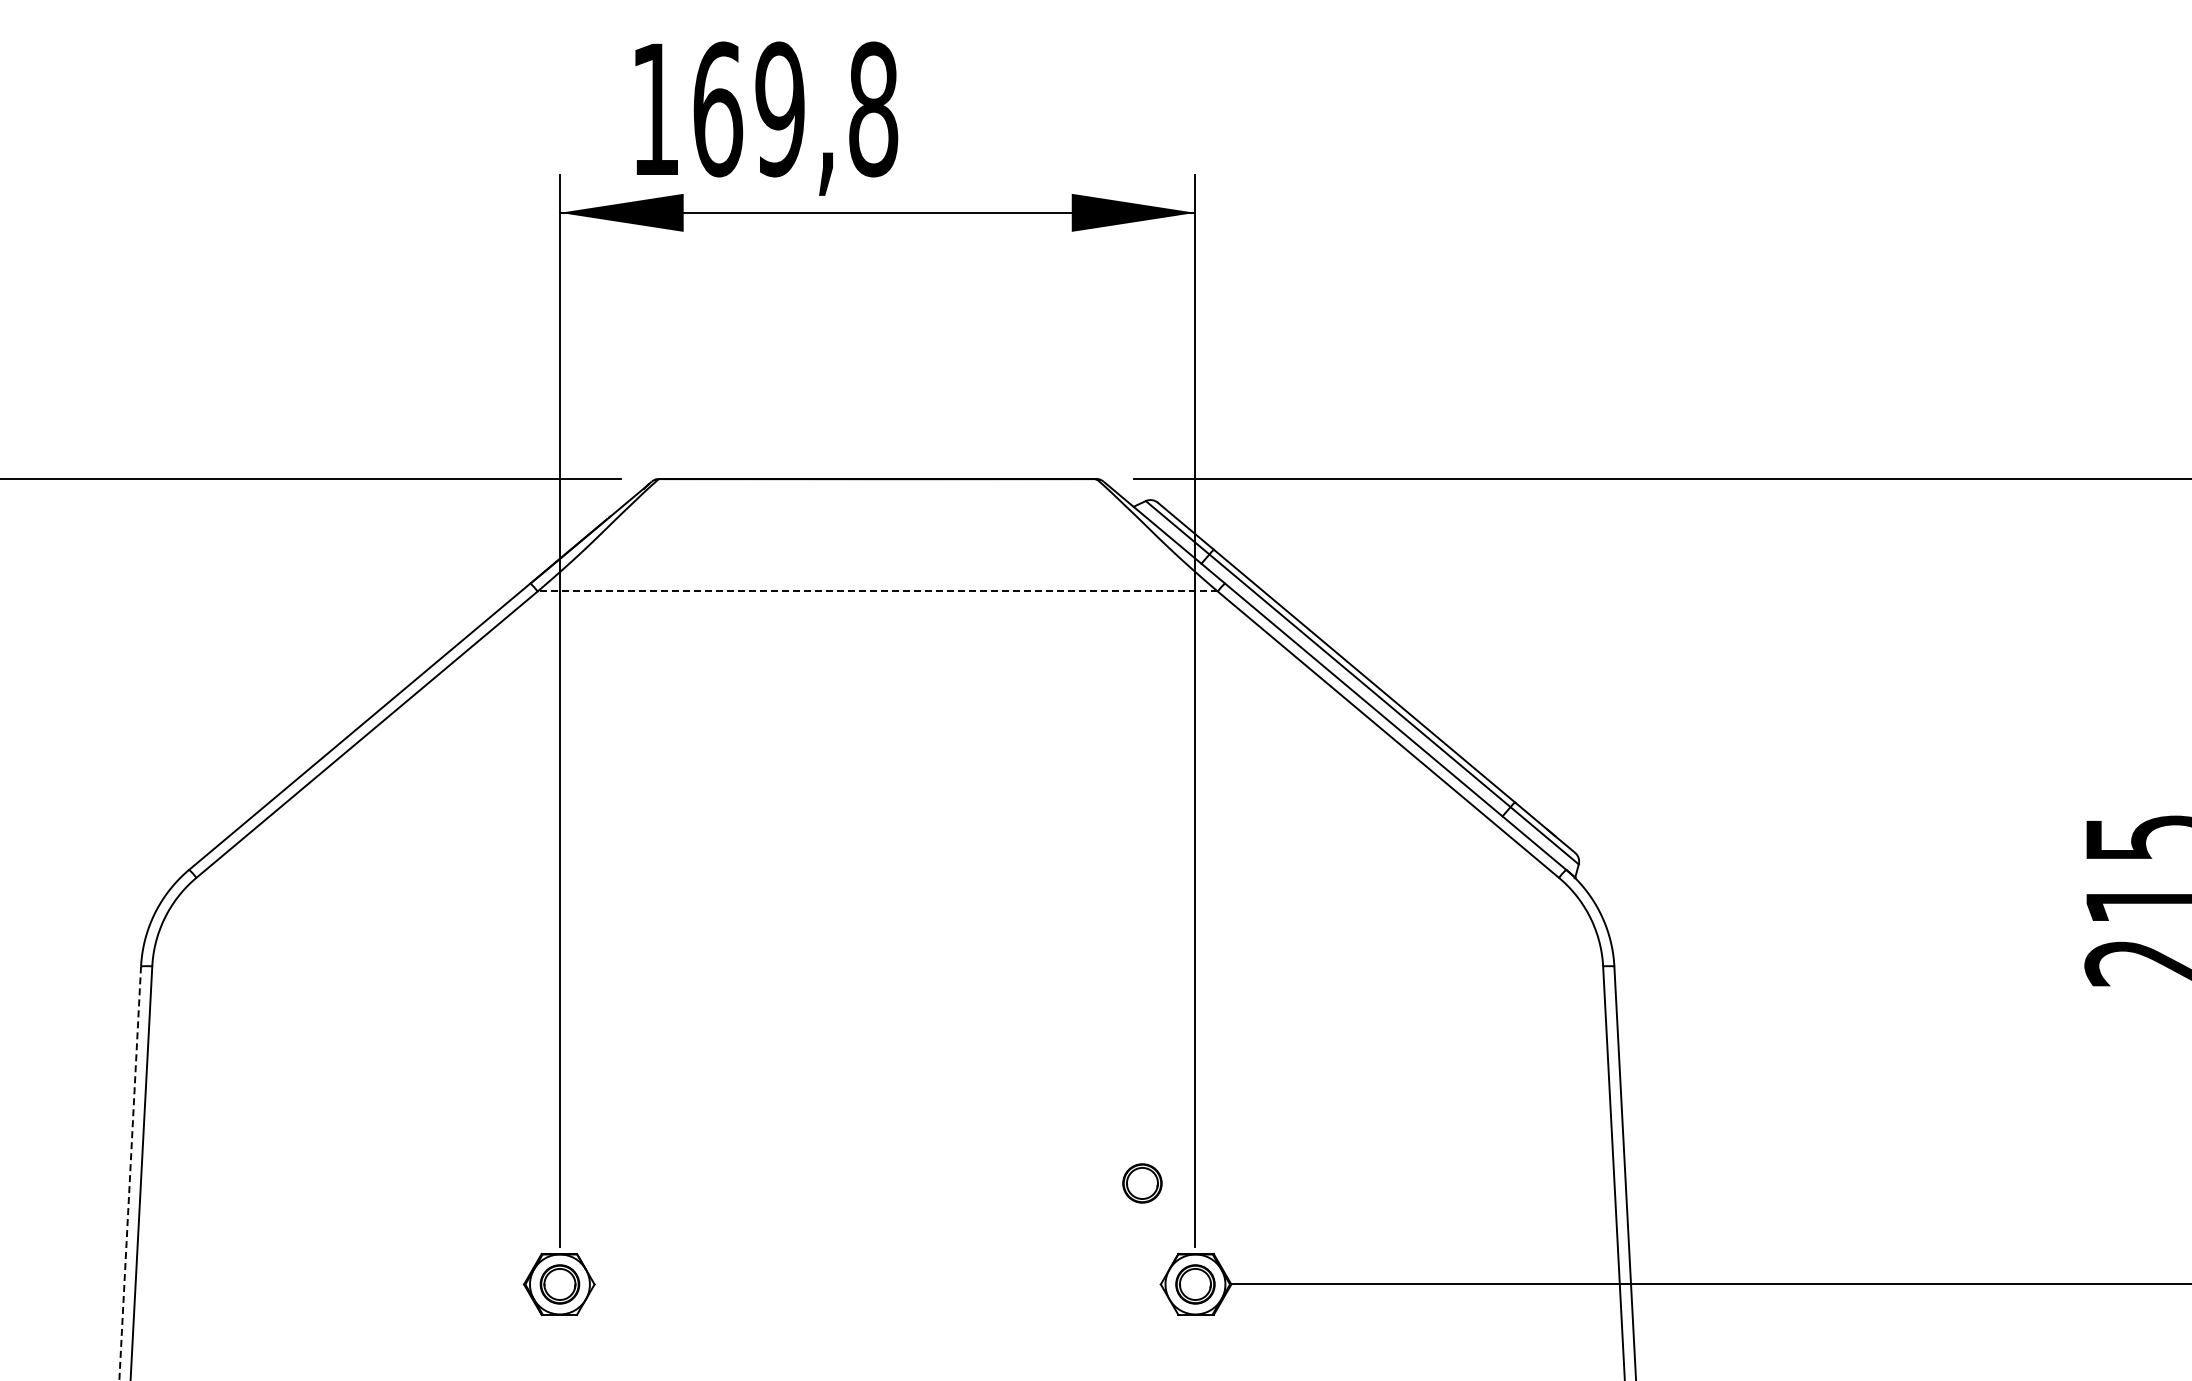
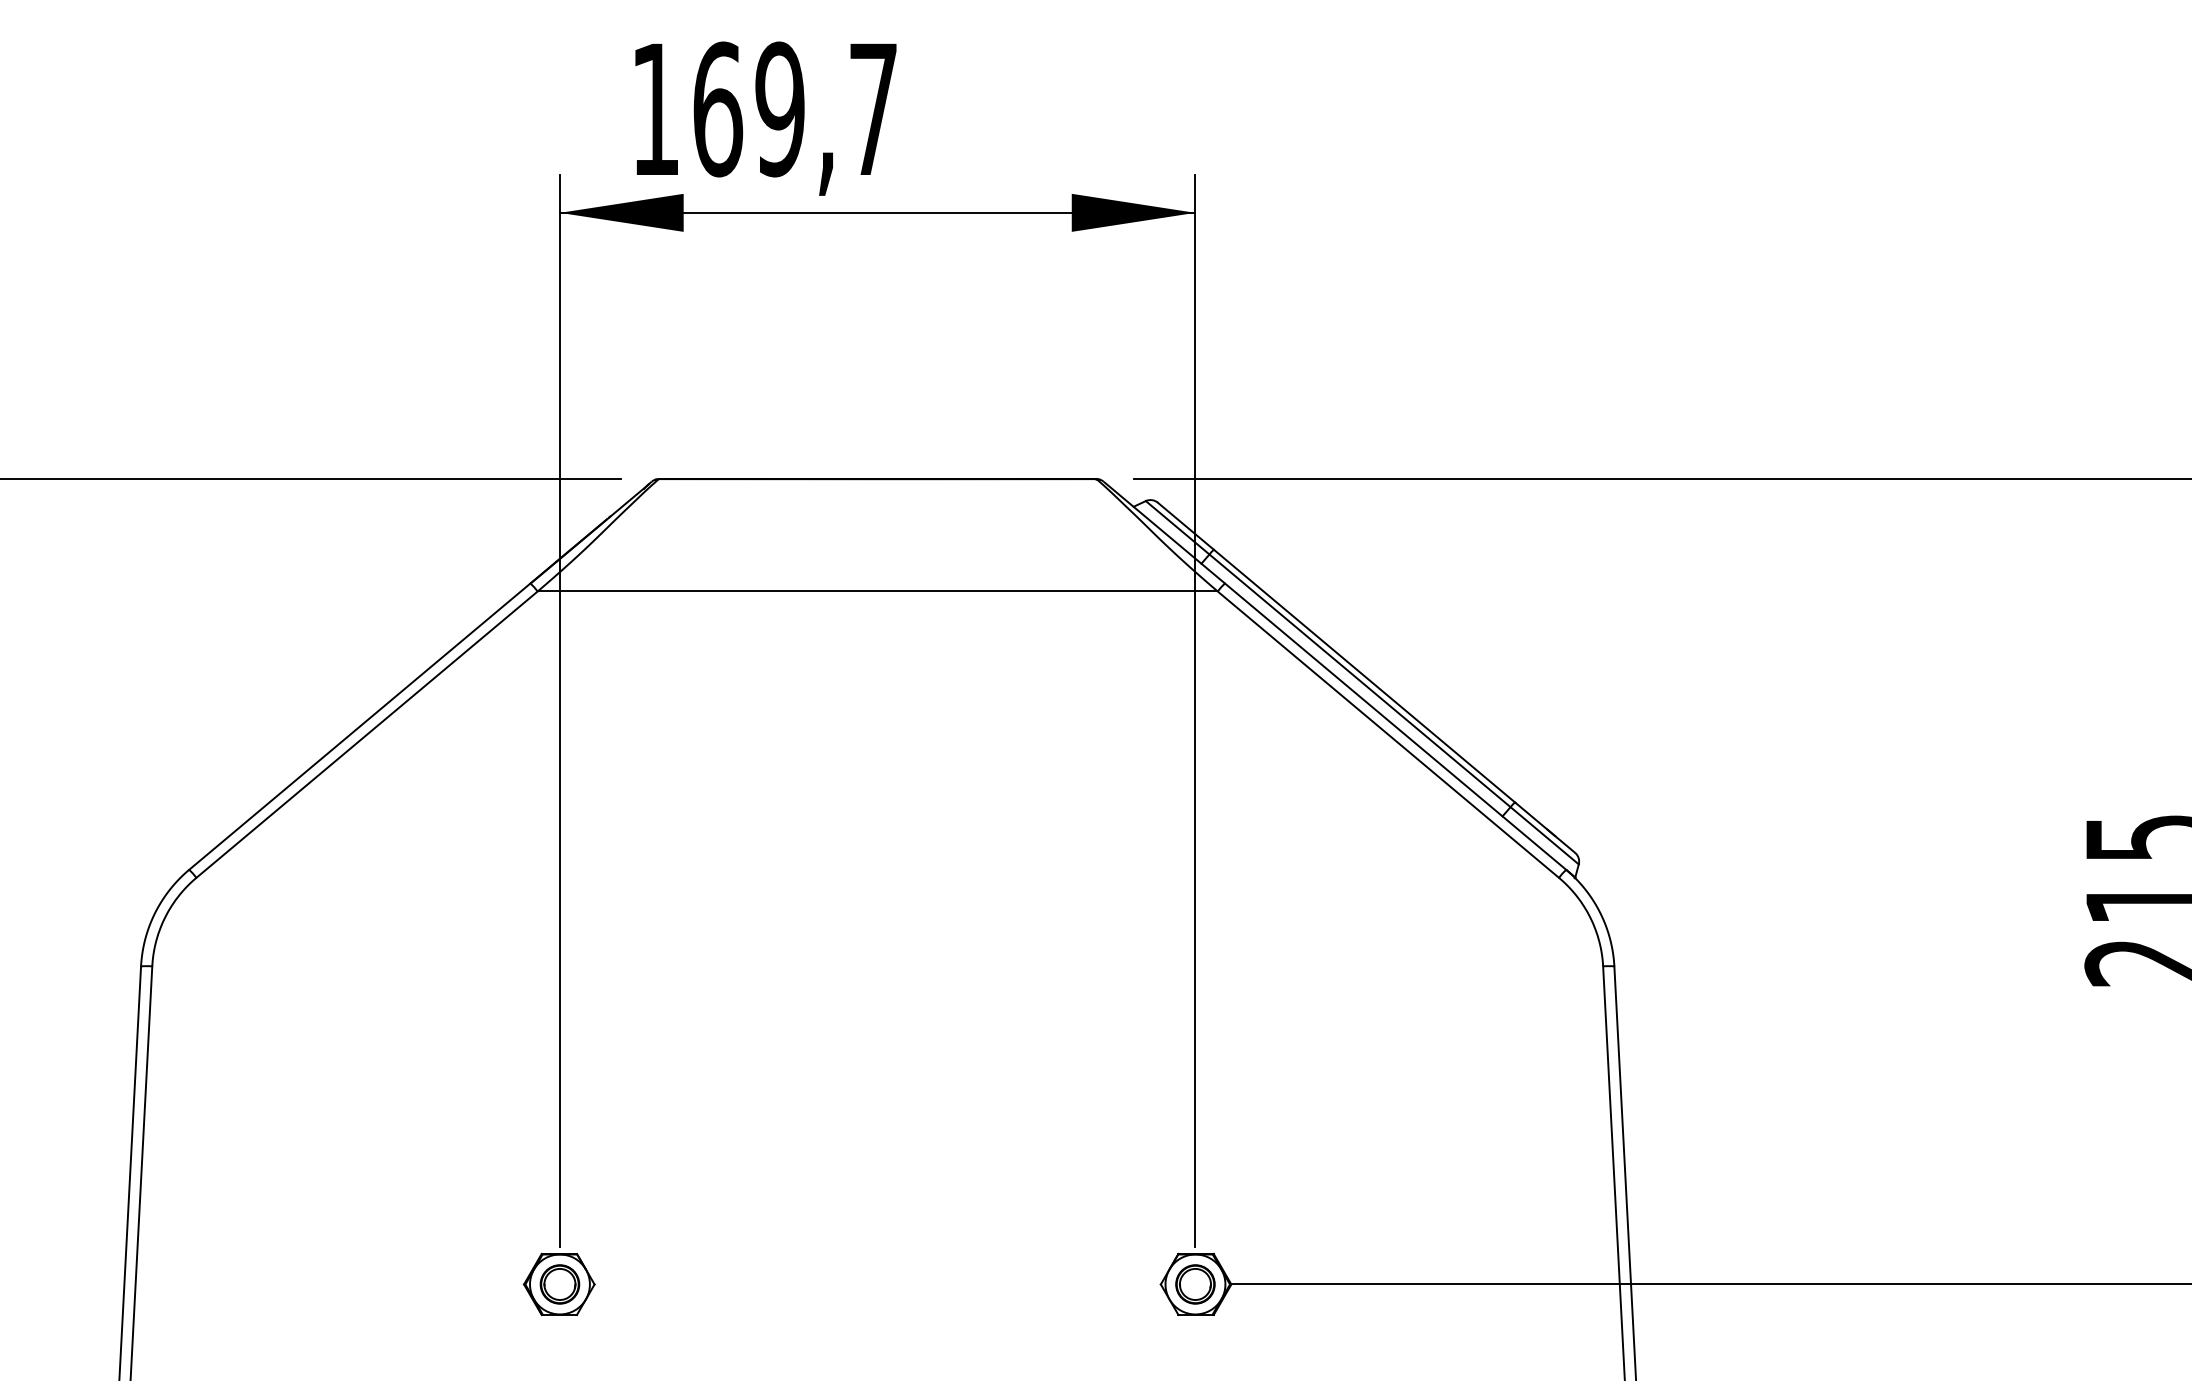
text: 169,8 -> 169,7 (873, 109)
line: dashed -> solid (877, 591)
line: dashed -> solid (130, 1174)
part: present -> none (1142, 1183)
